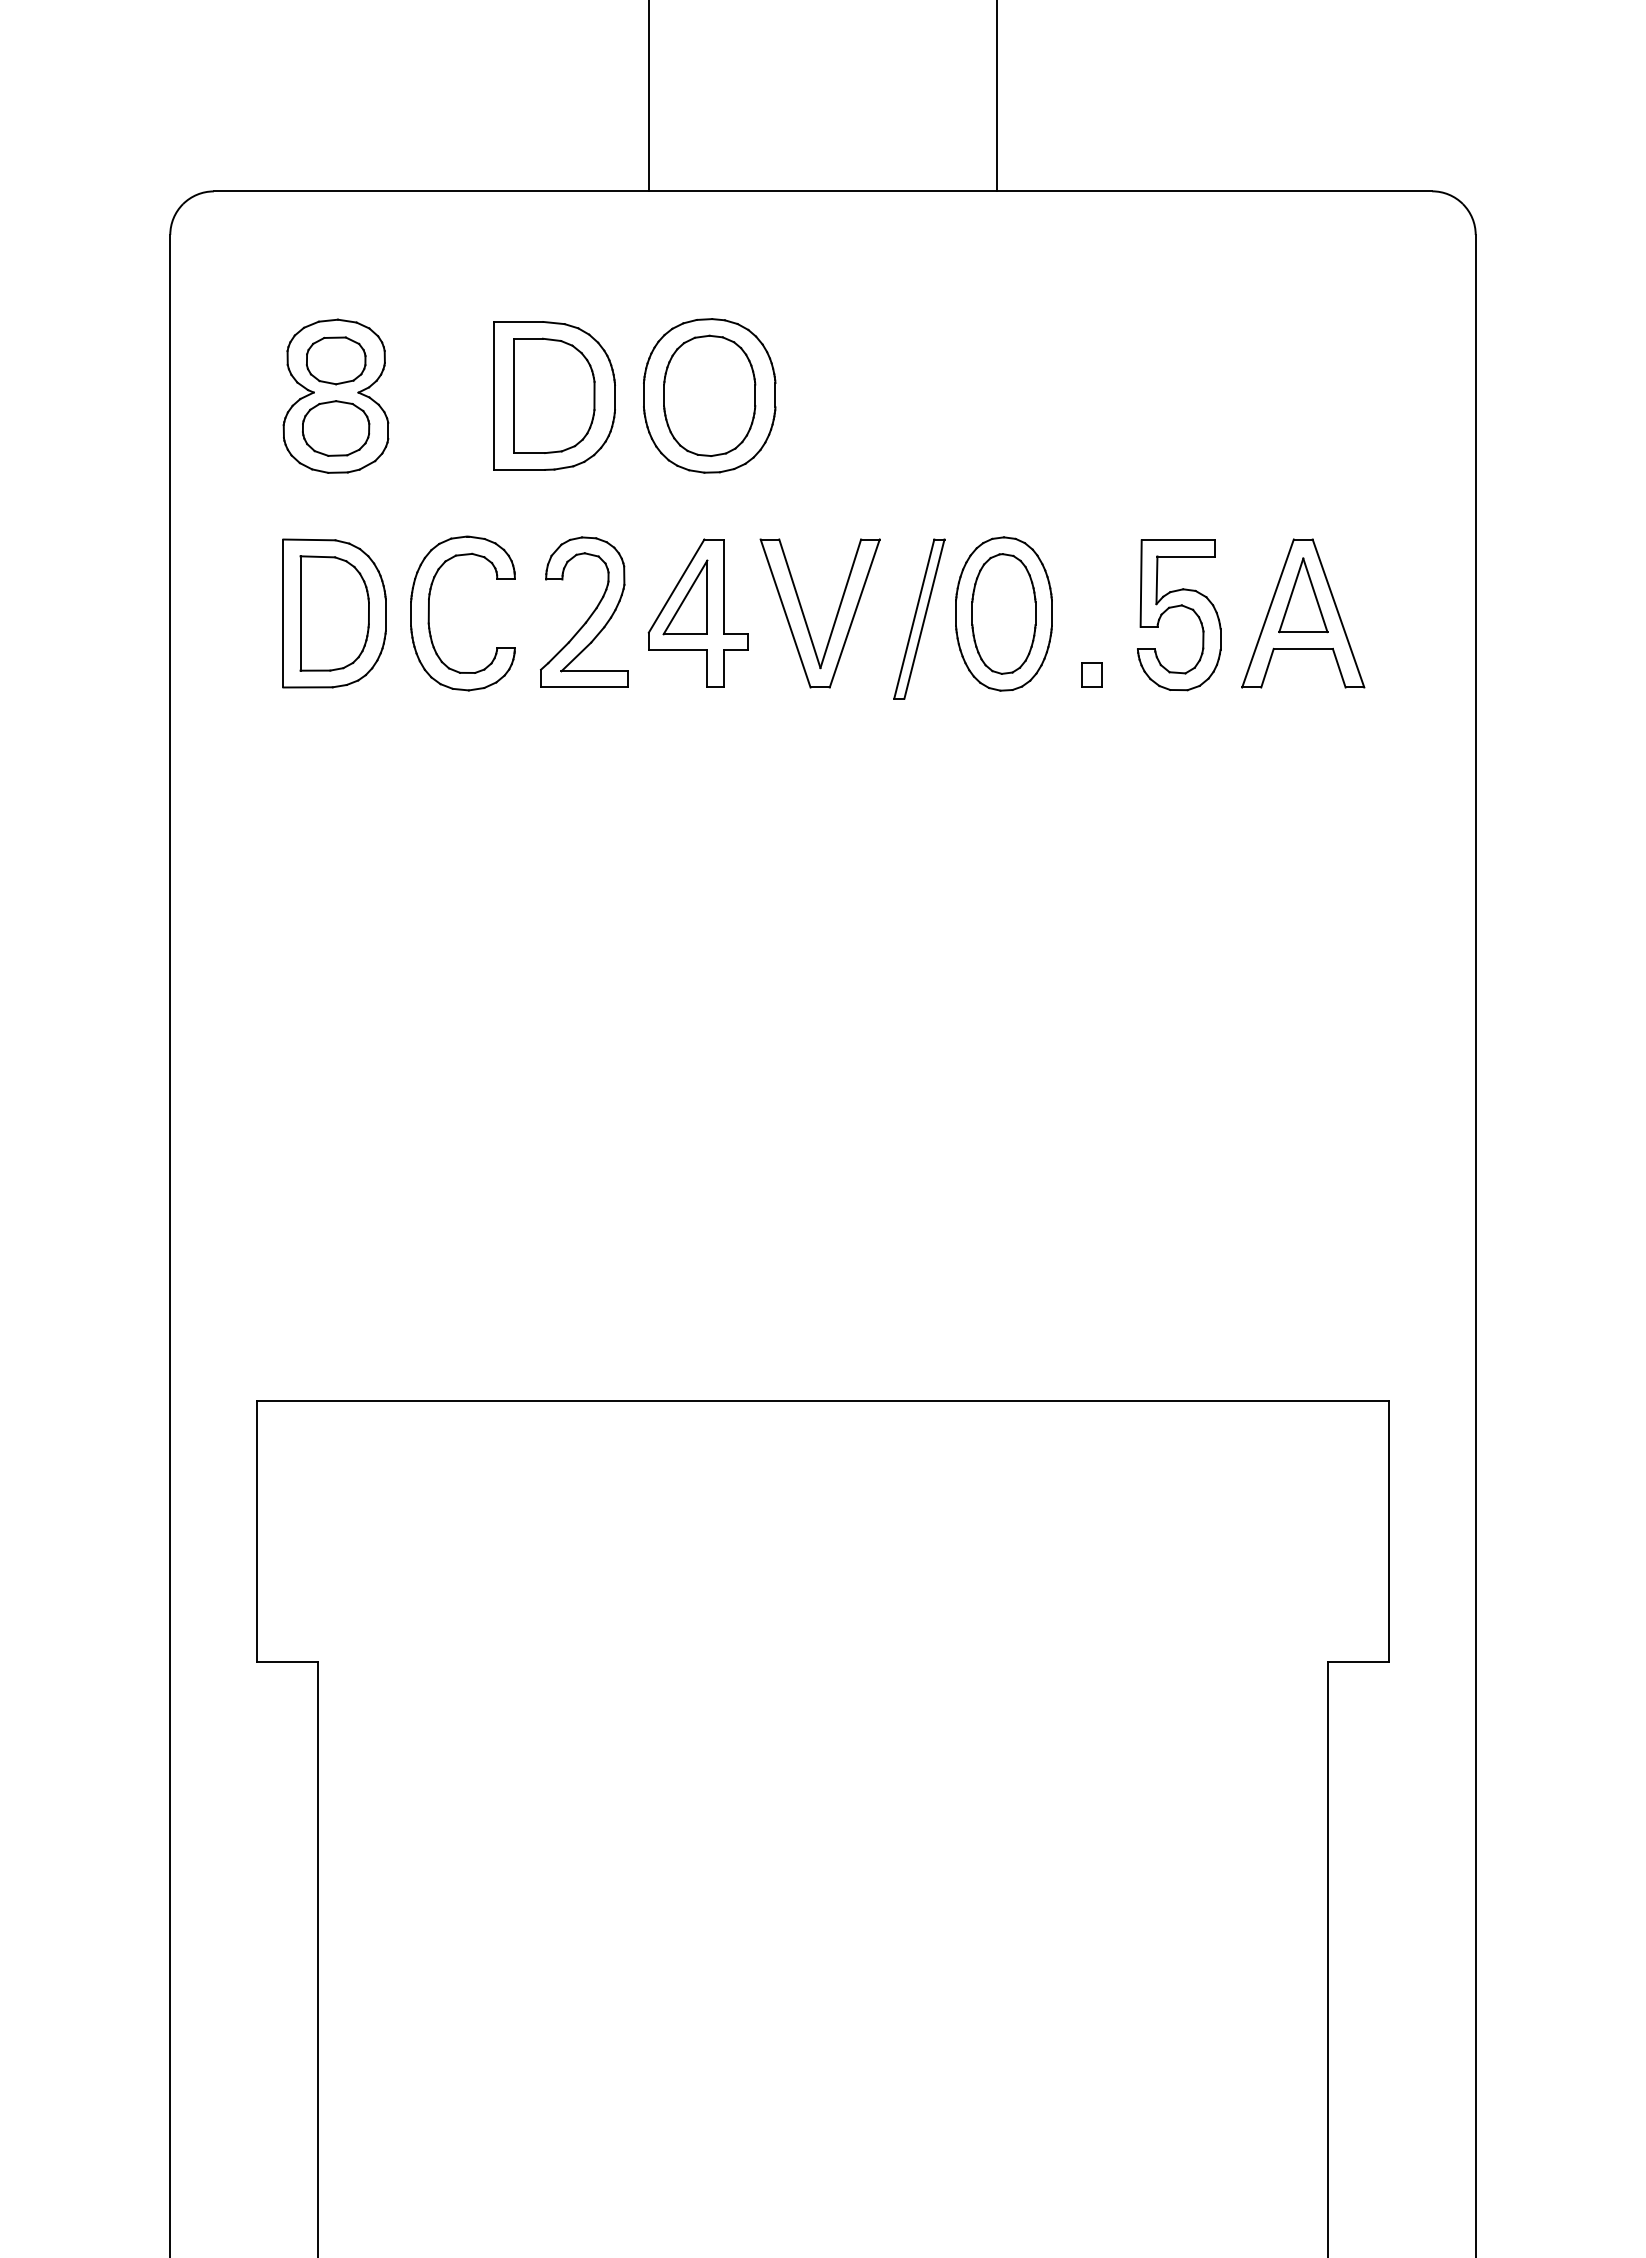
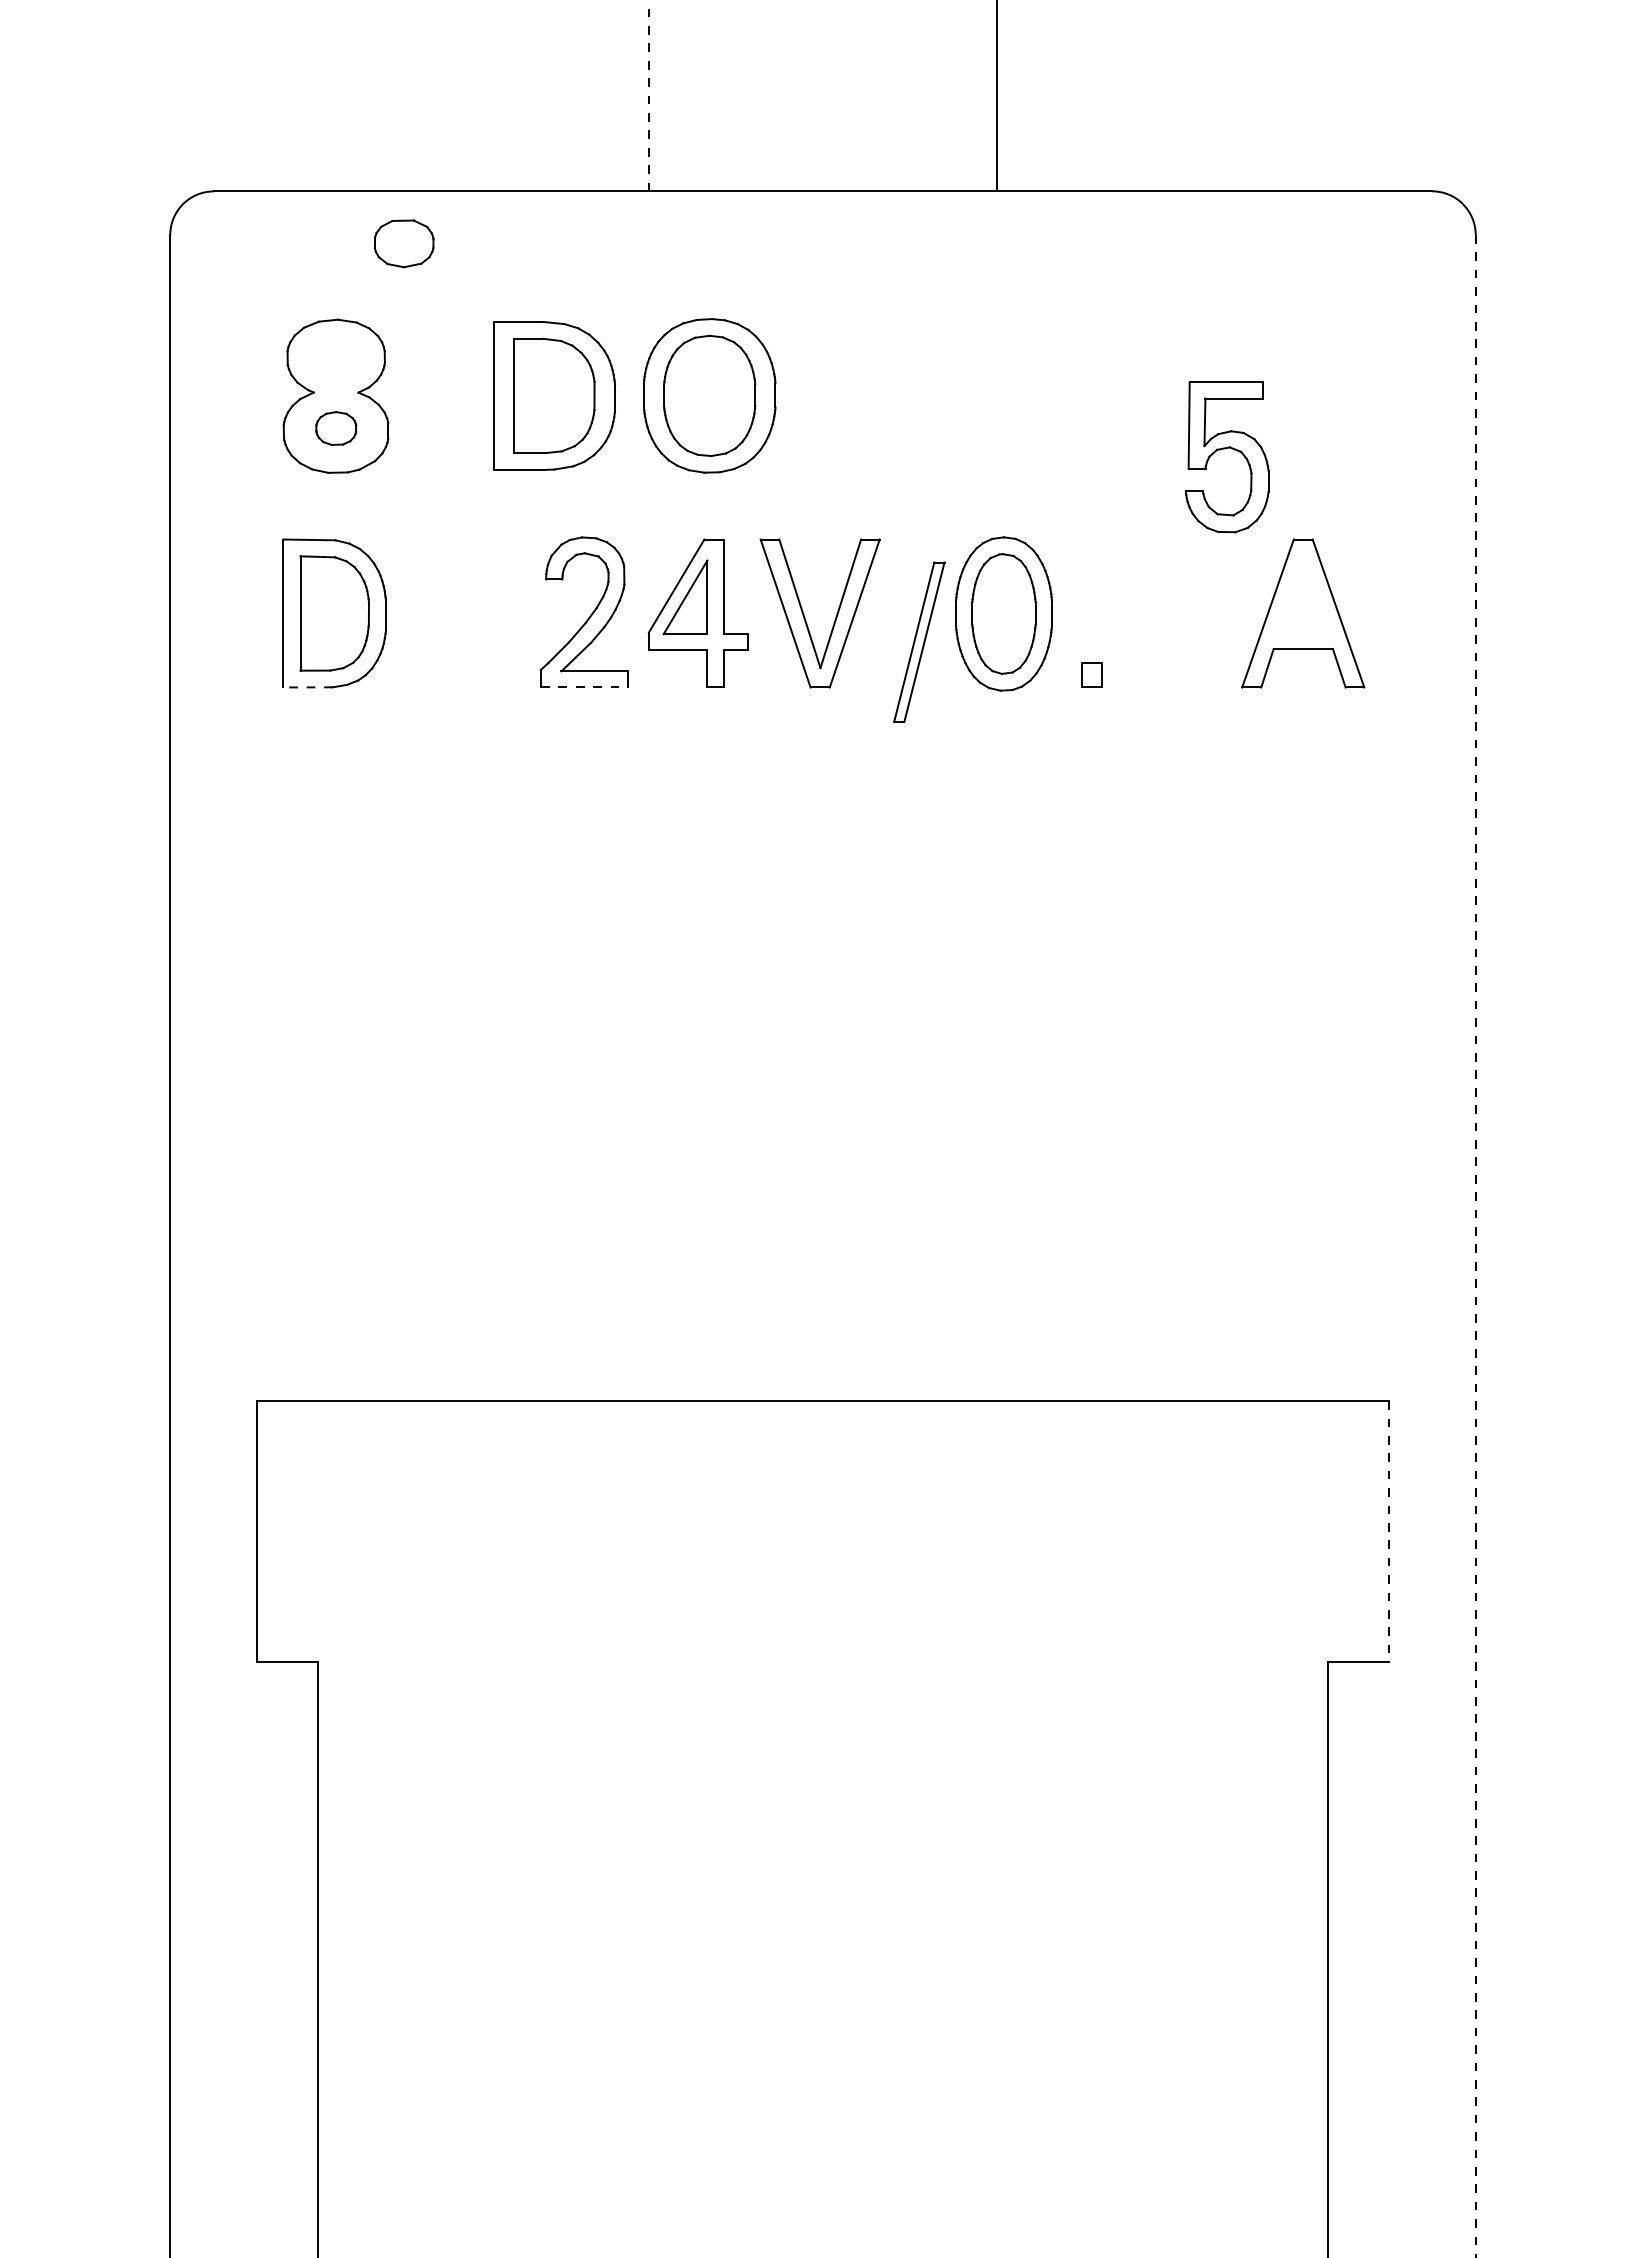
line: solid -> dashed (648, 95)
part position: (336, 360) -> (404, 243) (404, 243)
part size: 69x57 px -> 43x35 px (336, 428)
part: present -> none (1303, 595)
part position: (1177, 607) -> (1225, 449) (1225, 449)
part: present -> none (429, 613)
part position: (919, 618) -> (919, 641) (919, 641)
line: solid -> dashed (308, 687)
line: solid -> dashed (584, 687)
line: solid -> dashed (1475, 1246)
line: solid -> dashed (1388, 1531)
